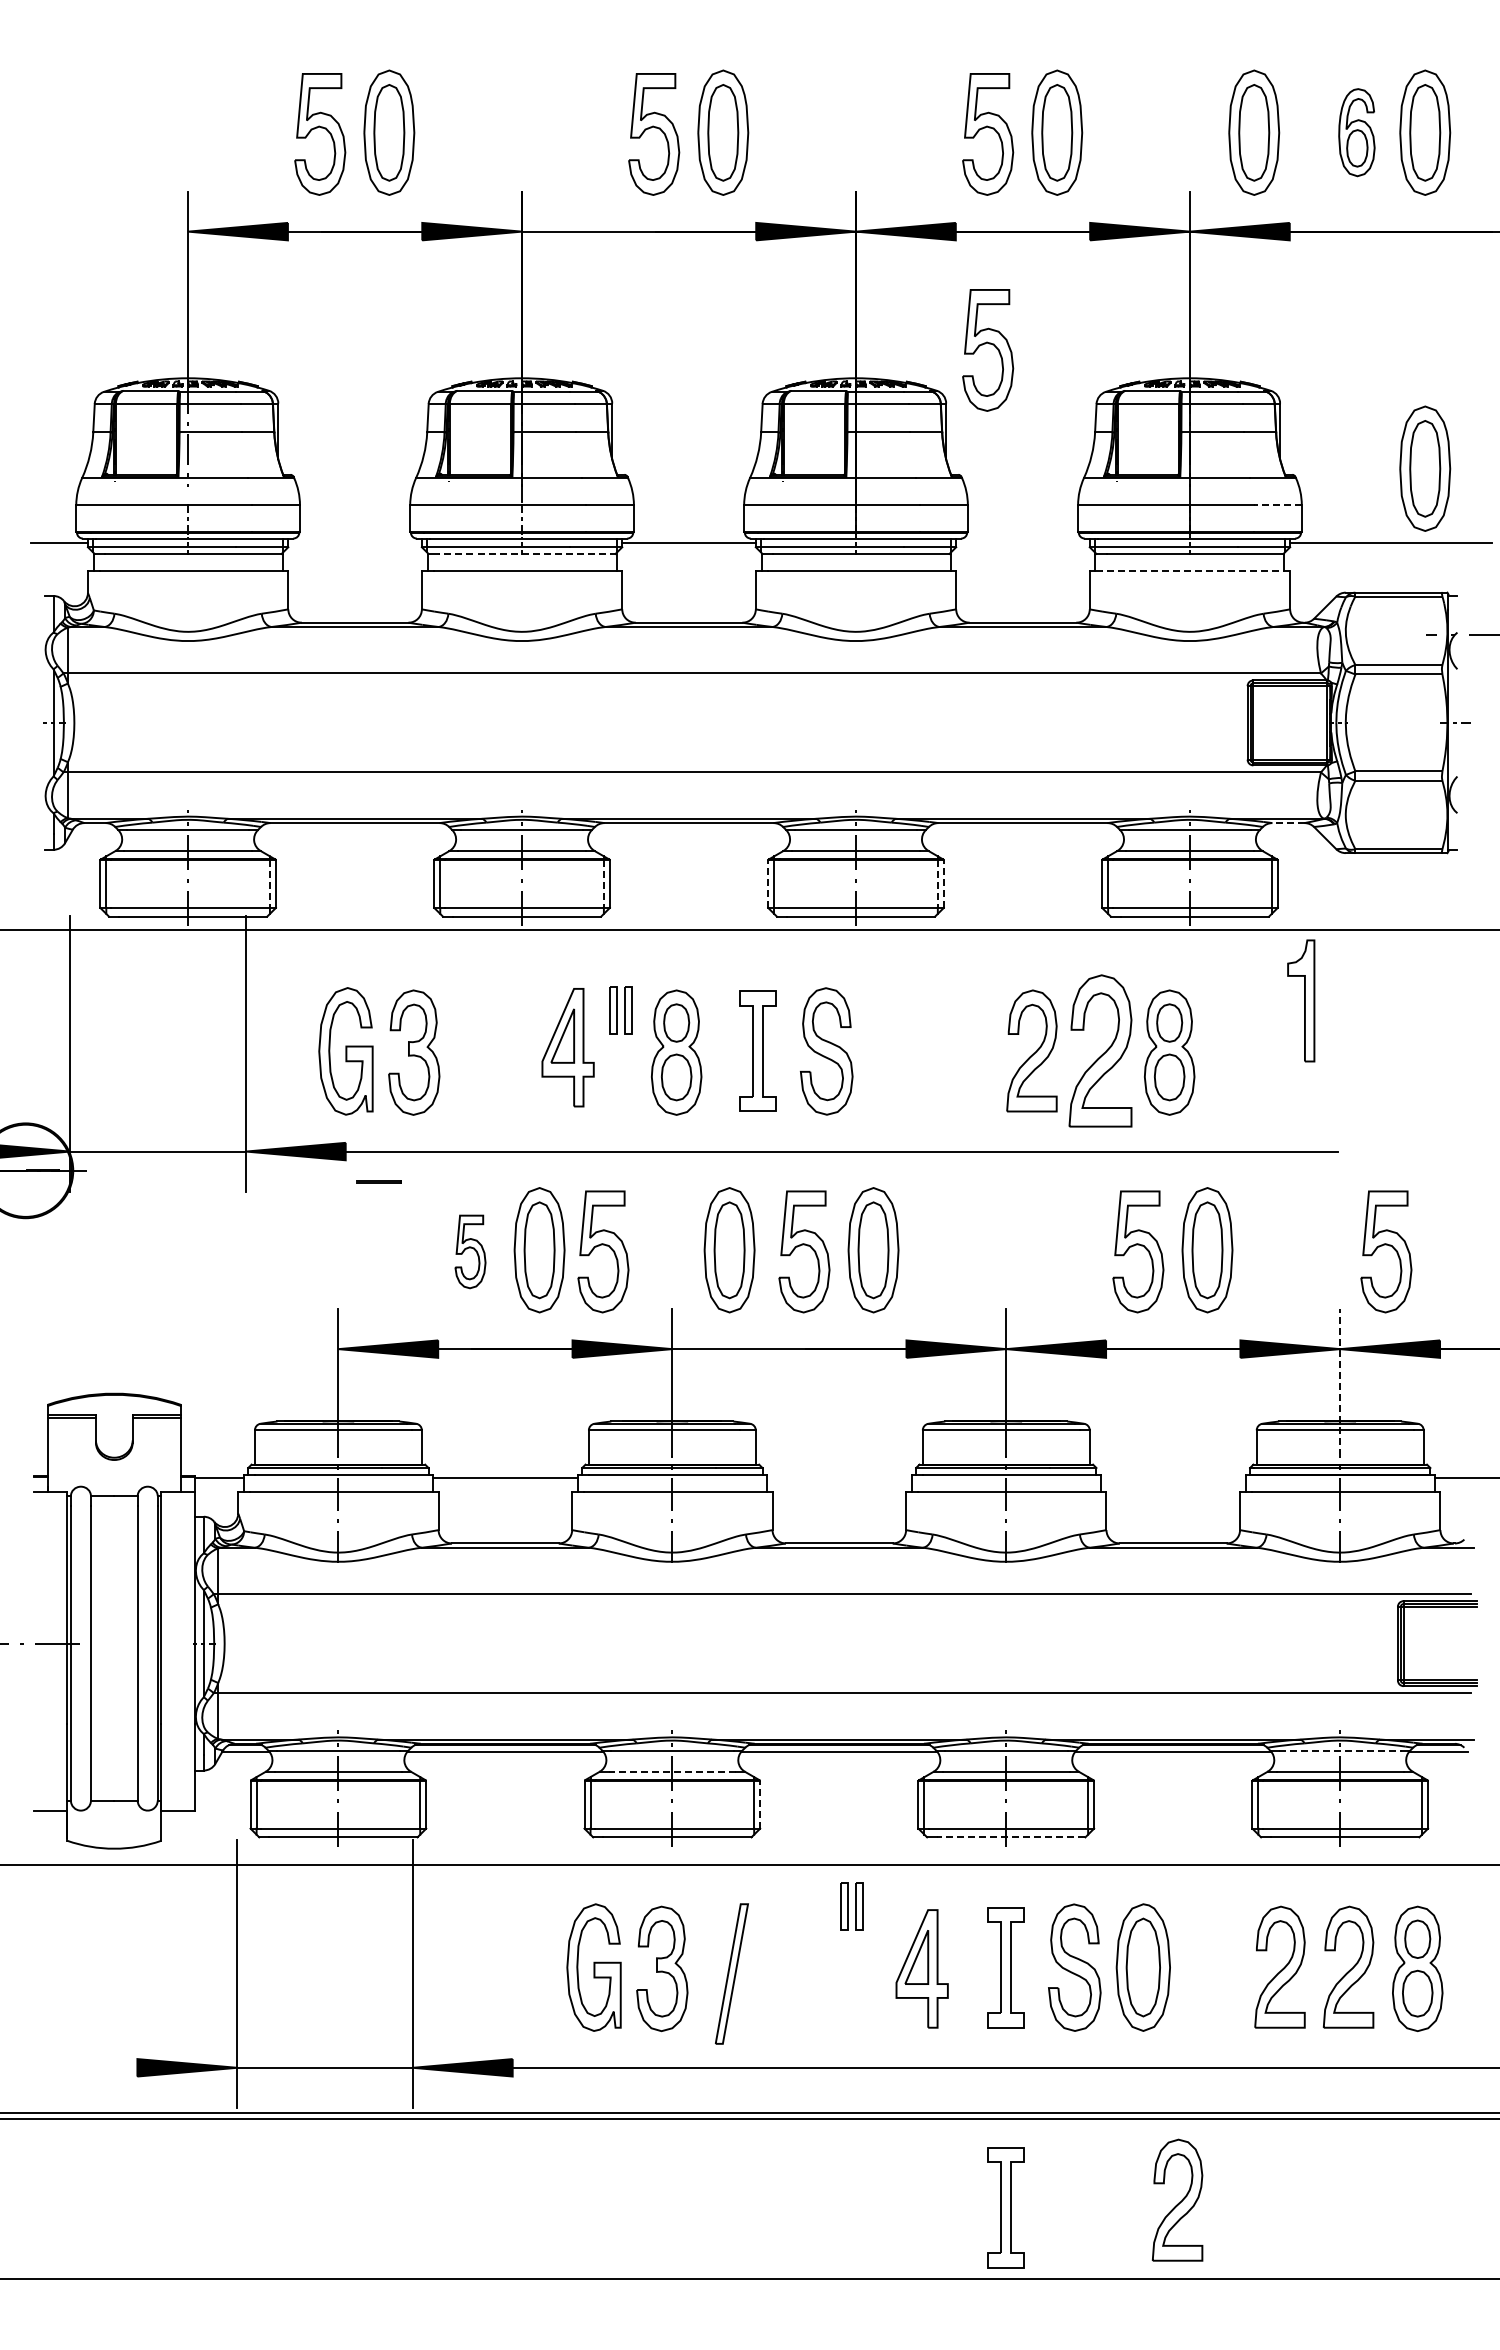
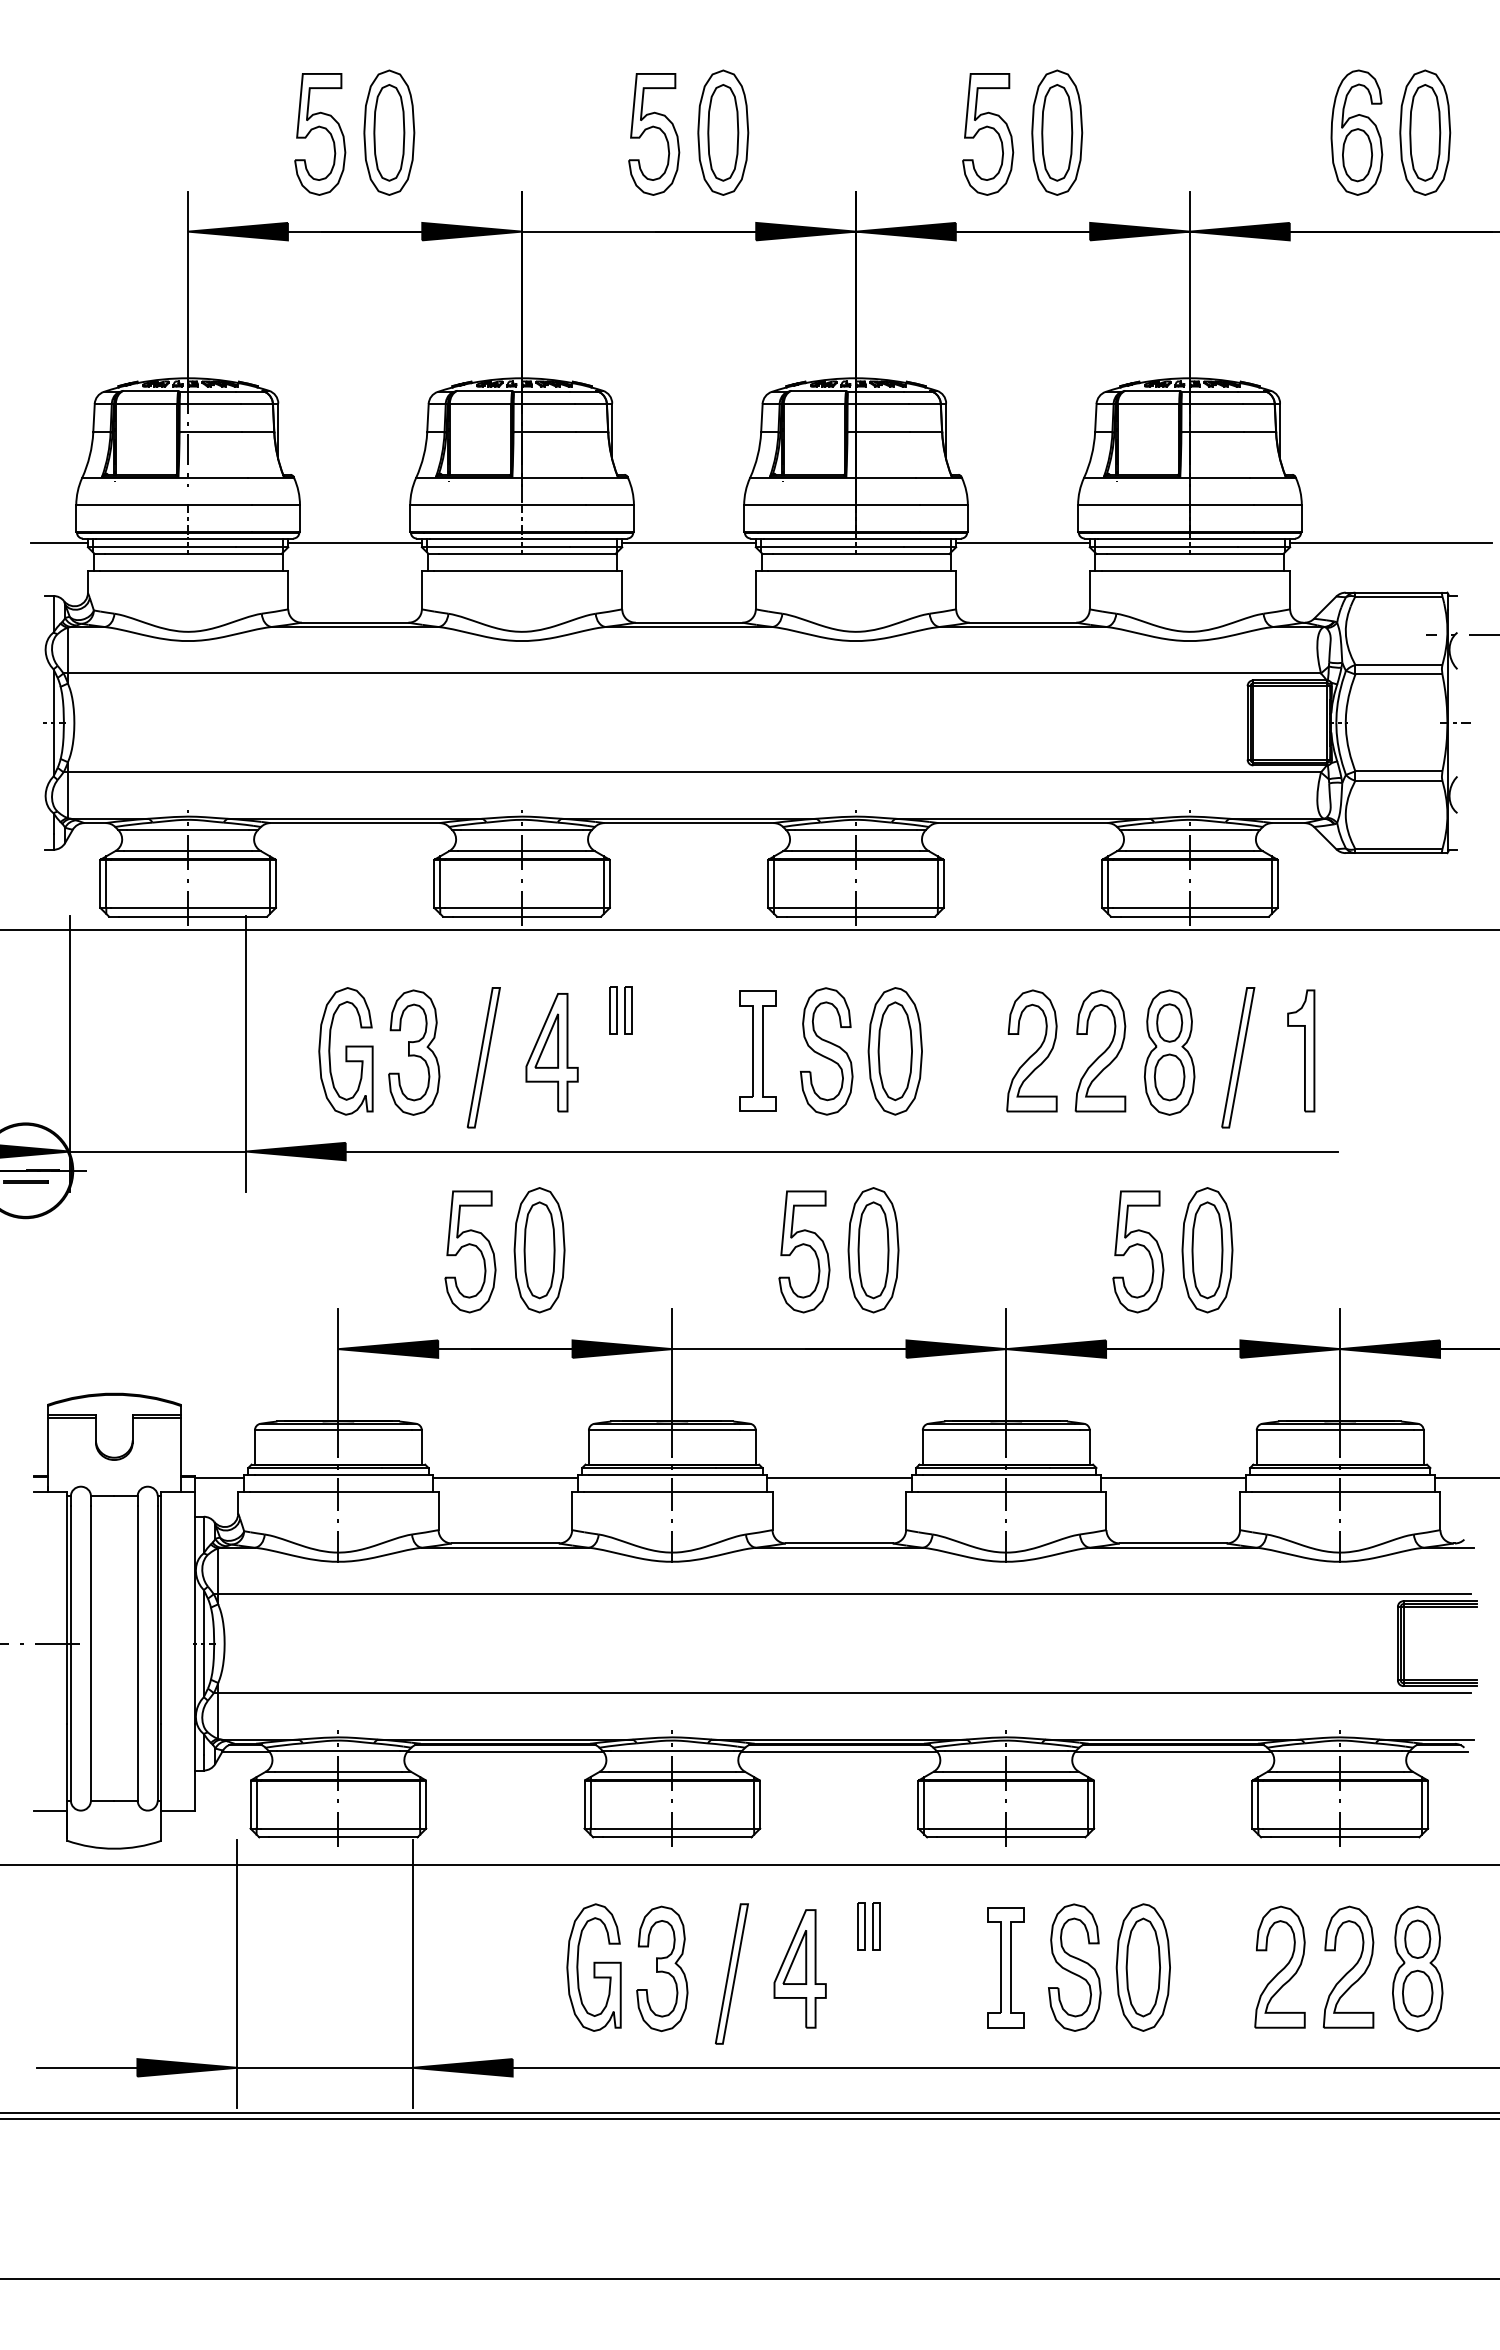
part: present -> none (1254, 132)
part size: 38x90 px -> 54x127 px (1356, 132)
part: present -> none (989, 344)
part: present -> none (1425, 468)
line: dashed -> solid (1277, 505)
line: none -> present (354, 543)
line: none -> present (1022, 543)
line: dashed -> solid (527, 553)
line: dashed -> solid (1195, 571)
line: dashed -> solid (1287, 823)
line: dashed -> solid (768, 883)
line: dashed -> solid (943, 883)
line: dashed -> solid (269, 884)
line: dashed -> solid (603, 884)
line: dashed -> solid (937, 884)
part position: (1301, 1000) -> (1301, 1050) (1301, 1050)
part position: (567, 1047) -> (551, 1052) (551, 1052)
part size: 65x154 px -> 53x124 px (1100, 1050)
part: none -> present (894, 1051)
part: present -> none (676, 1052)
part: none -> present (483, 1057)
part: none -> present (1238, 1057)
line position: (378, 1181) -> (25, 1181) (25, 1181)
part: present -> none (729, 1250)
part size: 33x76 px -> 53x124 px (470, 1251)
part: present -> none (603, 1251)
part: present -> none (1386, 1251)
line: dashed -> solid (1340, 1381)
line: none -> present (838, 1478)
line: none -> present (1172, 1478)
line: dashed -> solid (1340, 1750)
line: dashed -> solid (672, 1771)
line: dashed -> solid (760, 1804)
line: dashed -> solid (1010, 1837)
part position: (851, 1906) -> (868, 1926) (868, 1926)
part position: (921, 1968) -> (799, 1968) (799, 1968)
line: none -> present (86, 2067)
part: present -> none (1177, 2199)
part: present -> none (1005, 2207)
